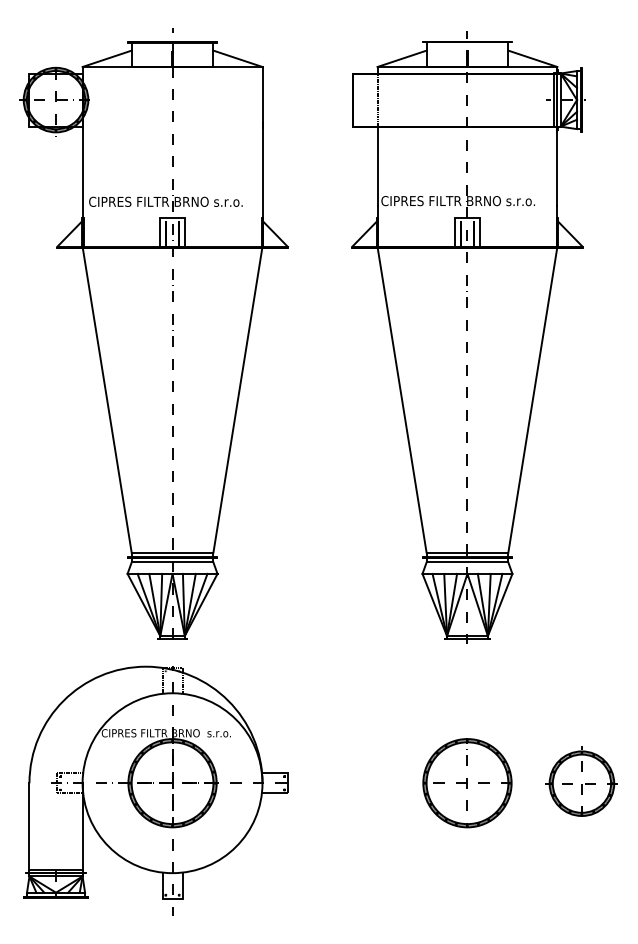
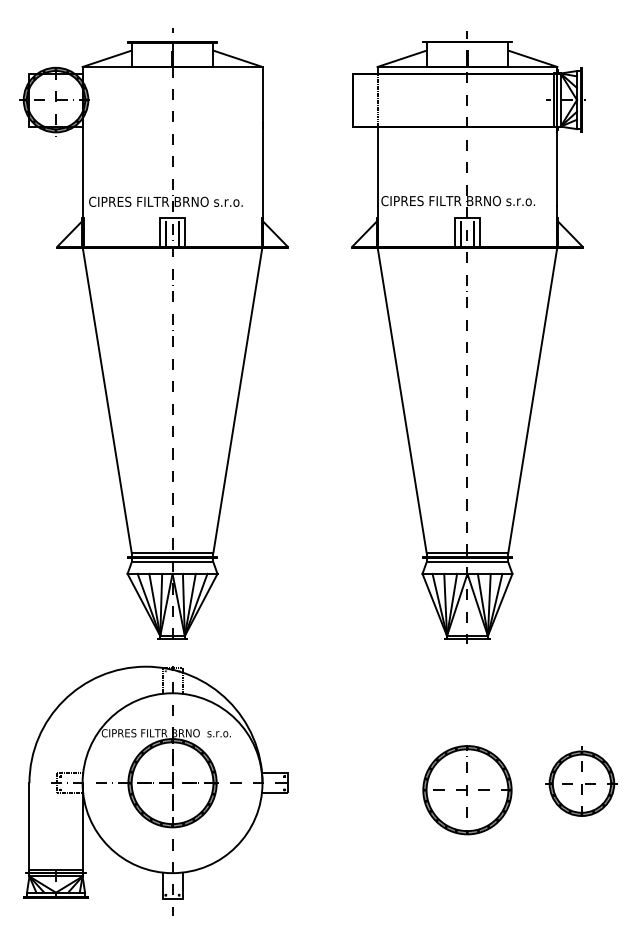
part position: (467, 783) -> (467, 790) (467, 790)
